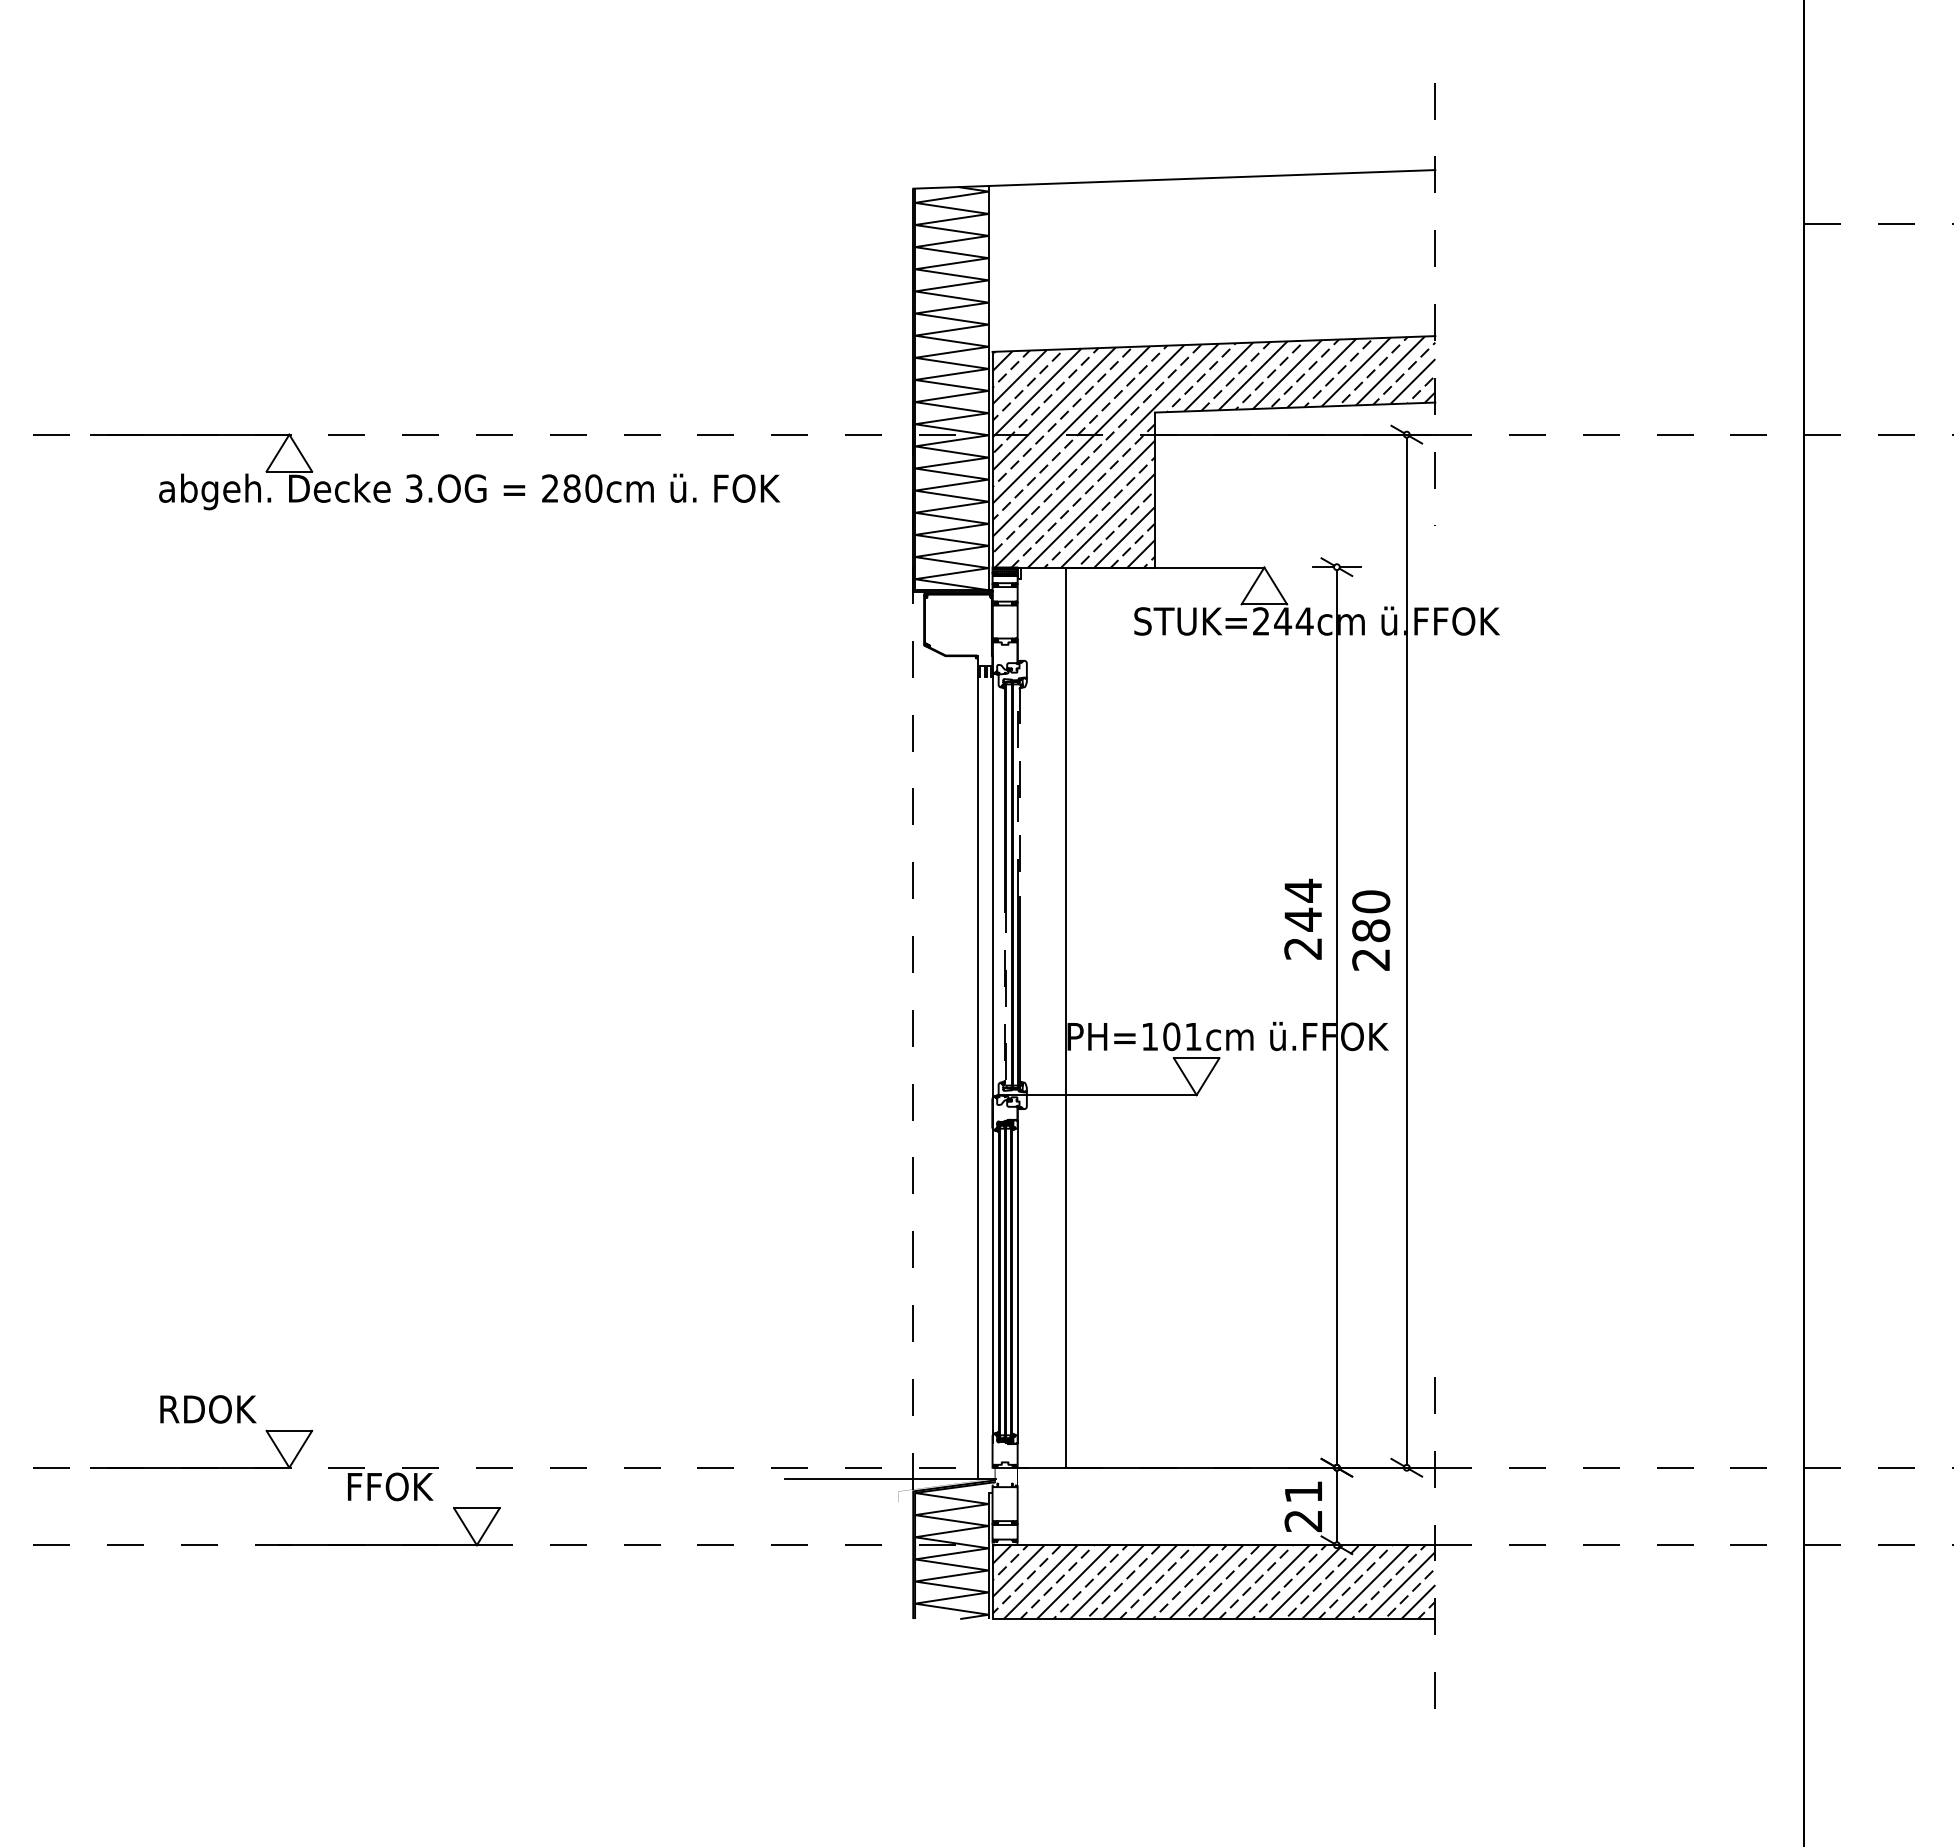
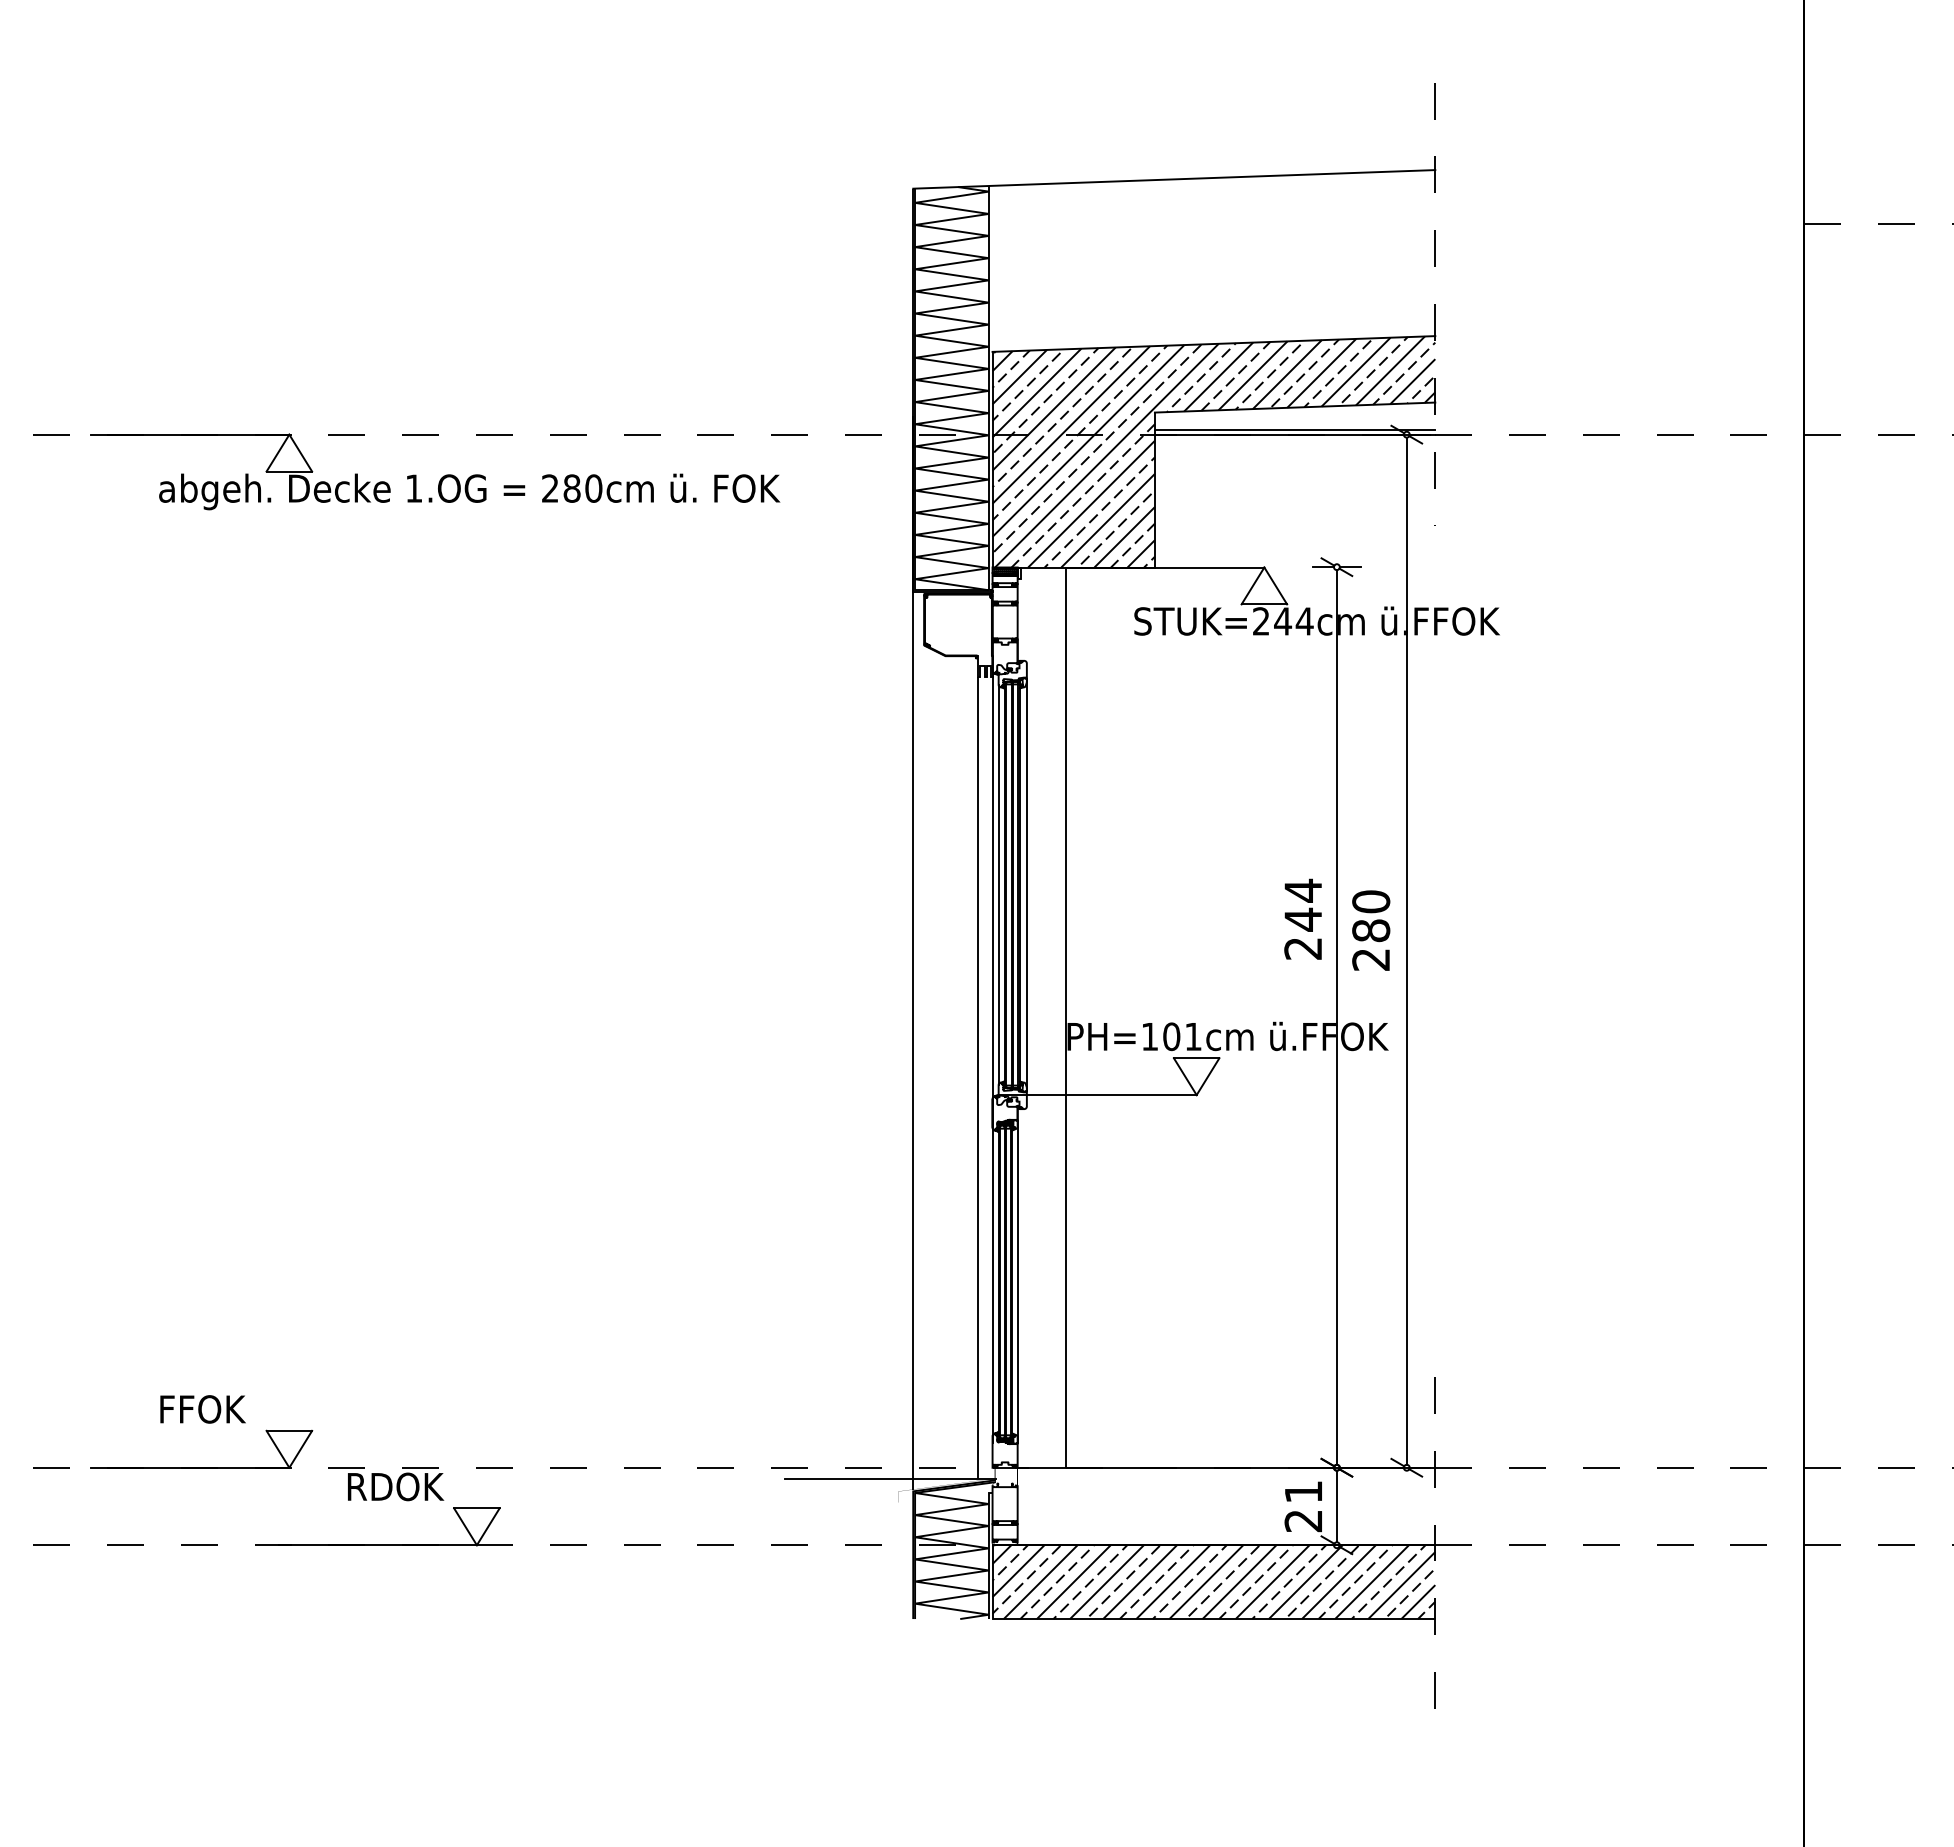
line: none -> present (1294, 430)
text: 3.OG -> 1.OG (414, 488)
line: dashed -> solid (1018, 681)
line: none -> present (998, 884)
line: none -> present (1026, 884)
line: dashed -> solid (913, 952)
line: dashed -> solid (1005, 1088)
text: RDOK -> FFOK (209, 1409)
text: FFOK -> RDOK (397, 1486)
